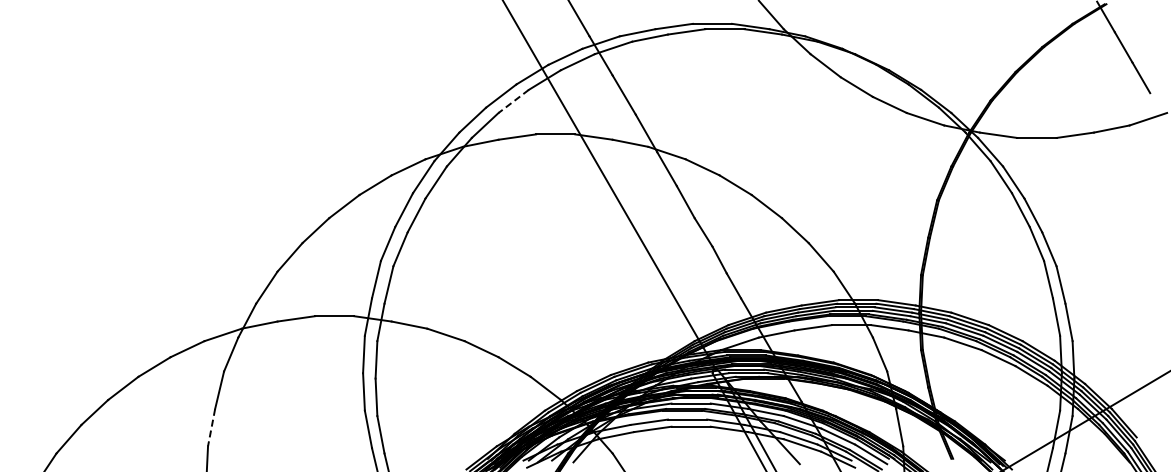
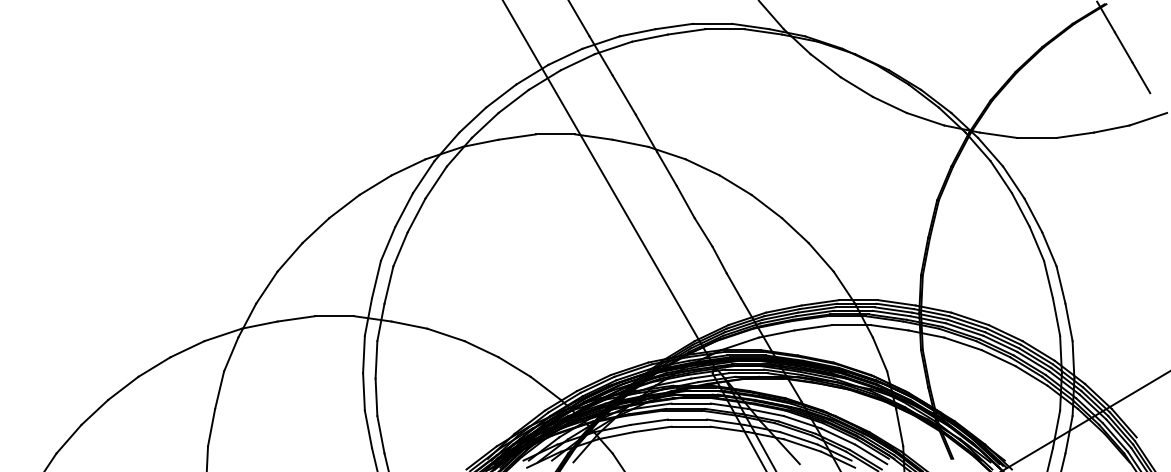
line: dashed -> solid (513, 101)
line: dashed -> solid (211, 428)
